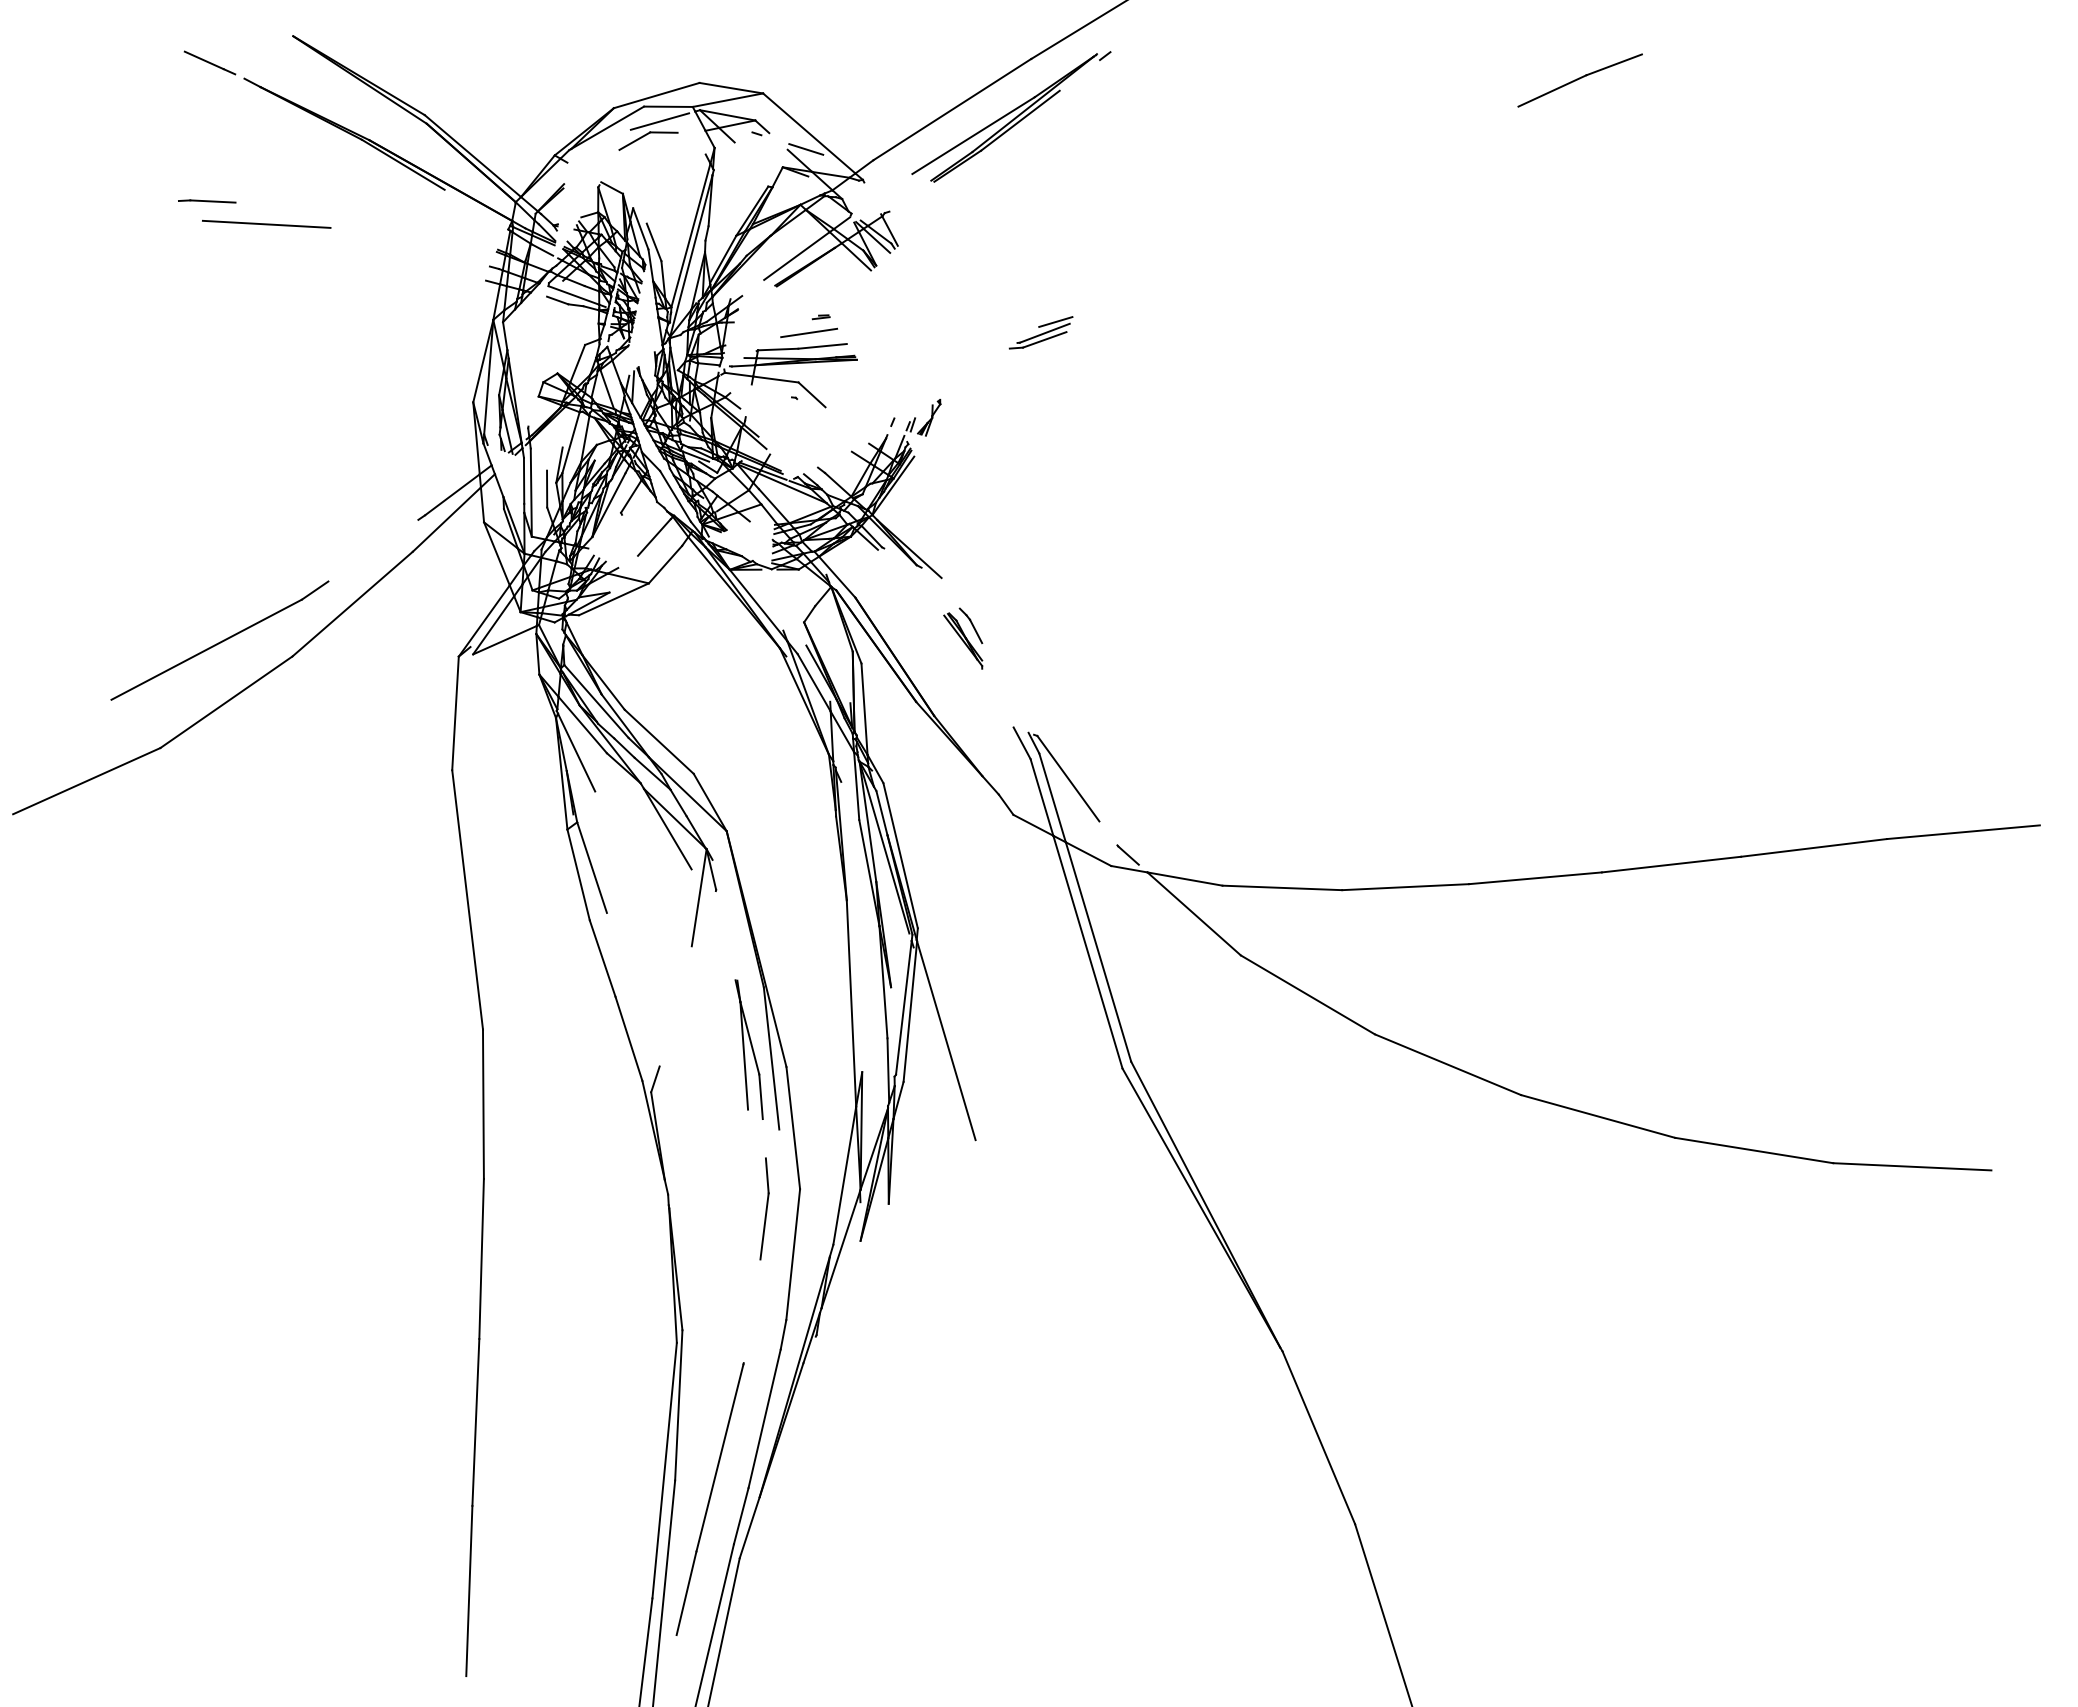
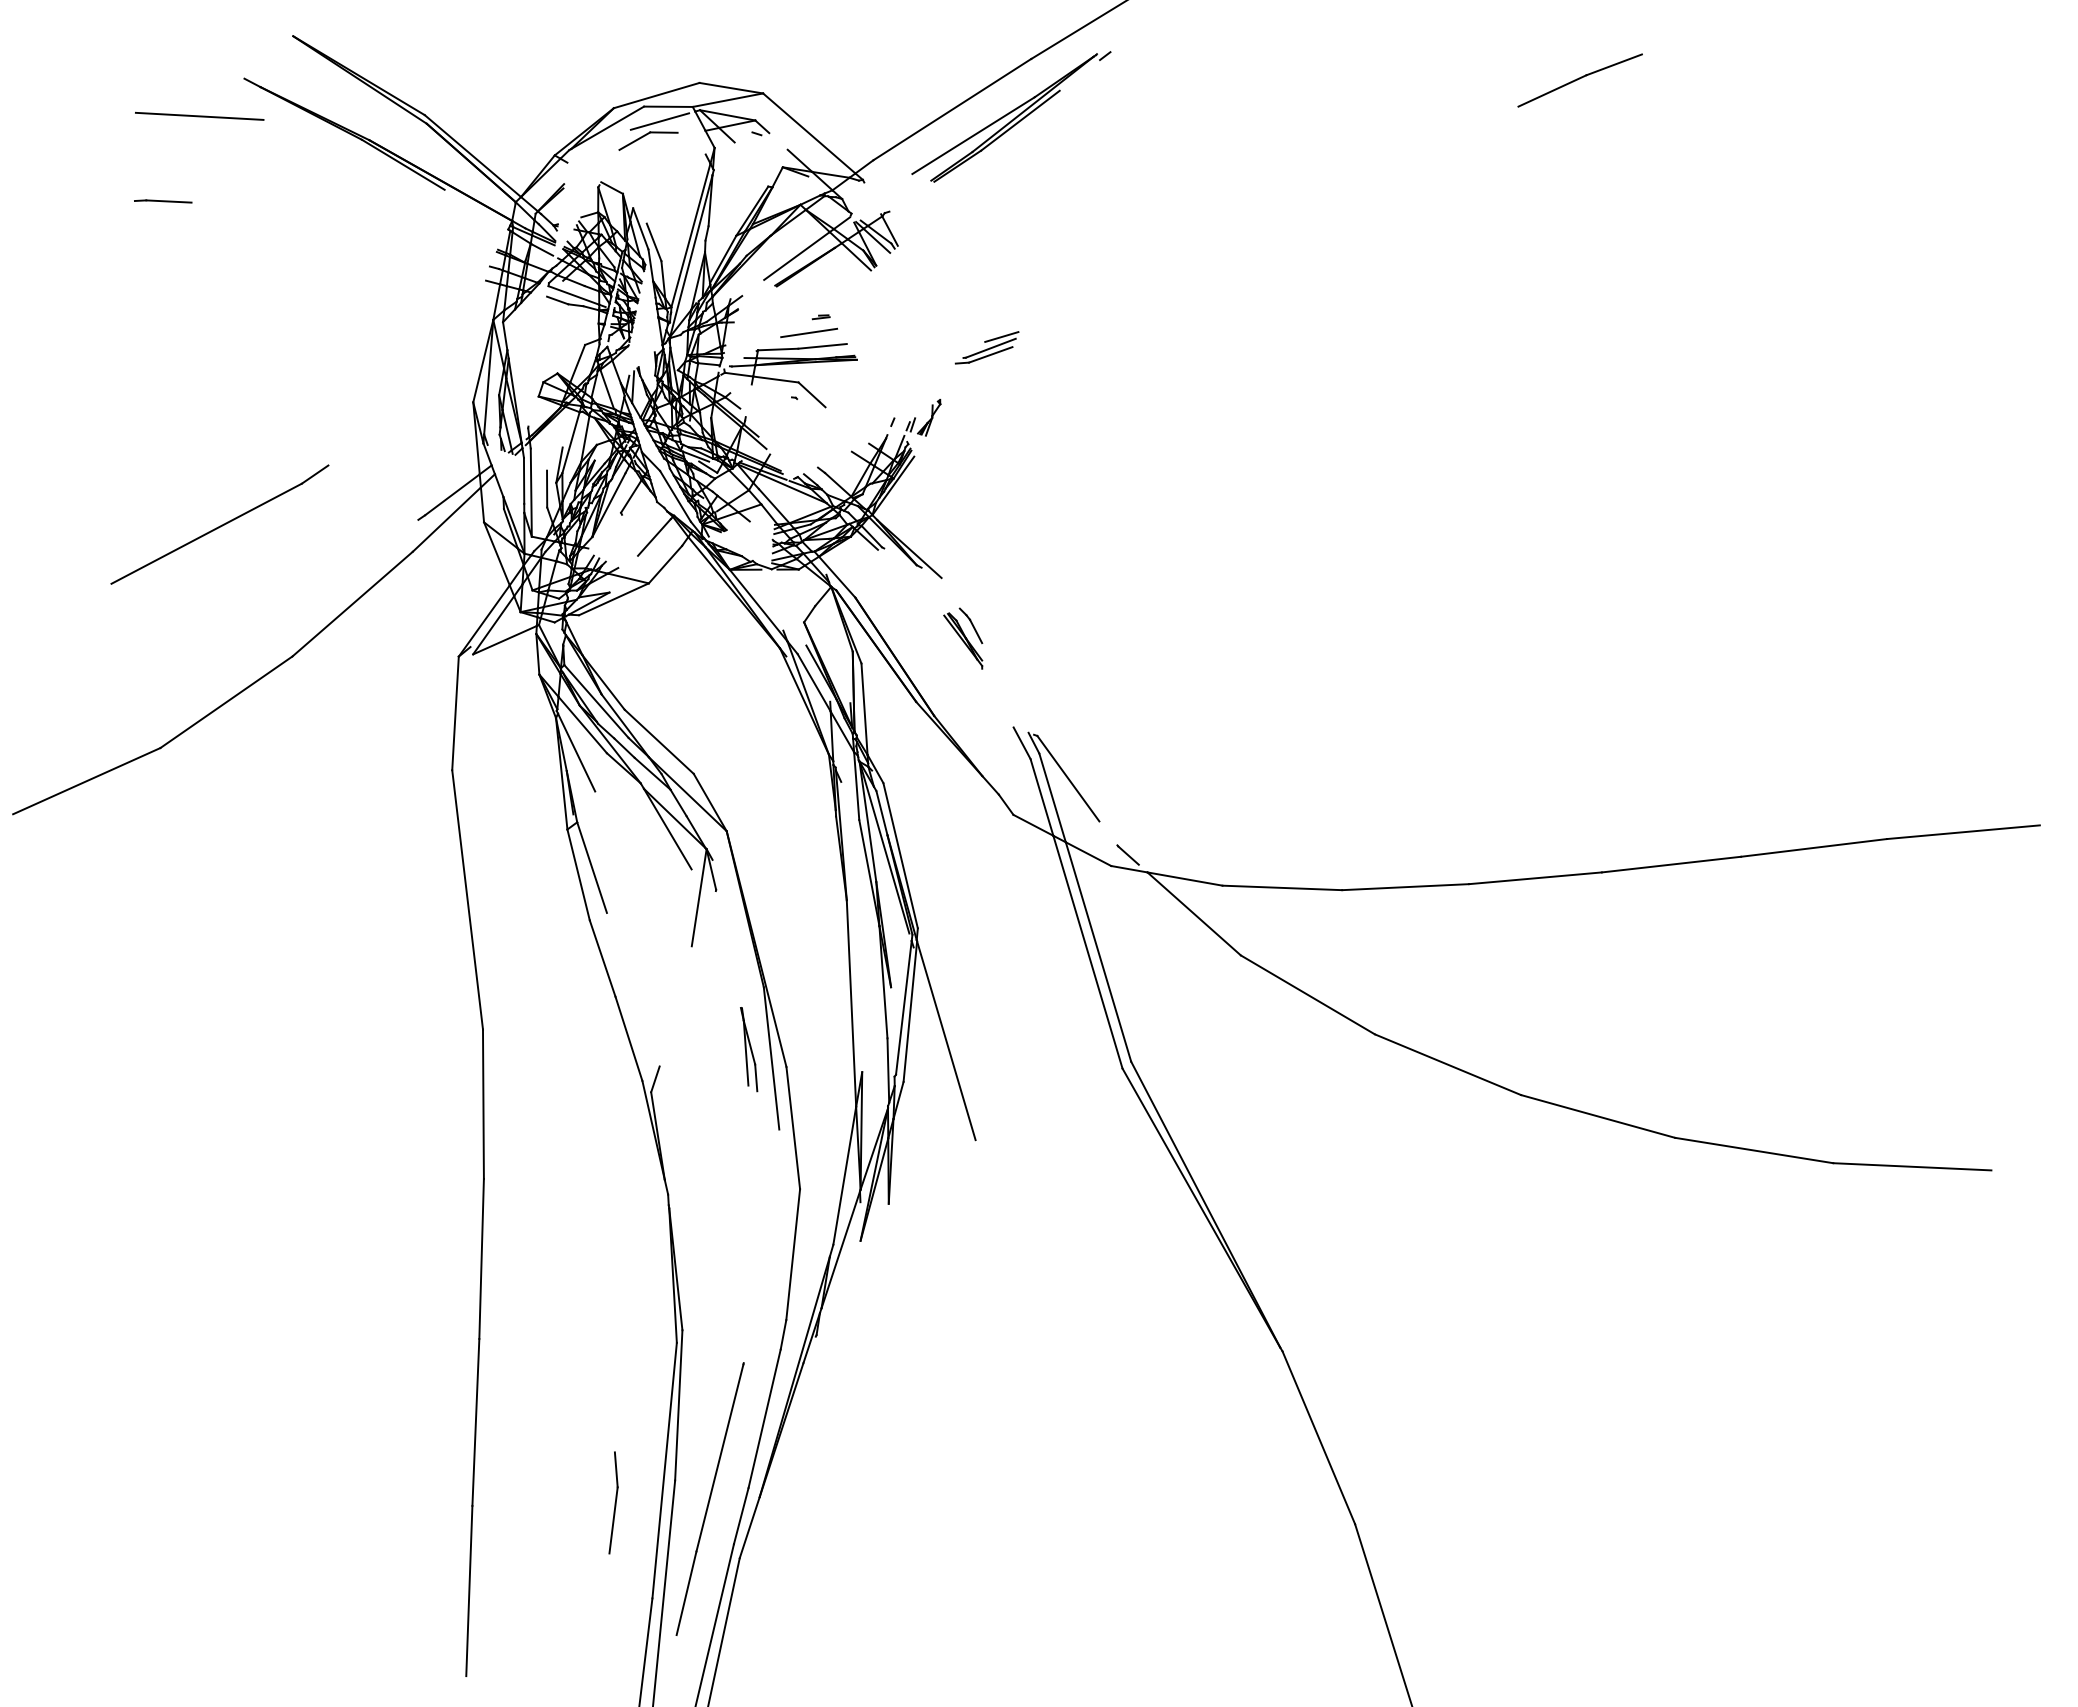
line: present -> none (209, 62)
line: present -> none (806, 149)
line position: (207, 201) -> (163, 201) (163, 201)
line position: (266, 223) -> (199, 115) (199, 115)
part position: (1040, 332) -> (986, 347) (986, 347)
part position: (219, 640) -> (219, 524) (219, 524)
part size: 30x141 px -> 19x86 px (749, 1049)
part position: (764, 1208) -> (613, 1502) (613, 1502)
